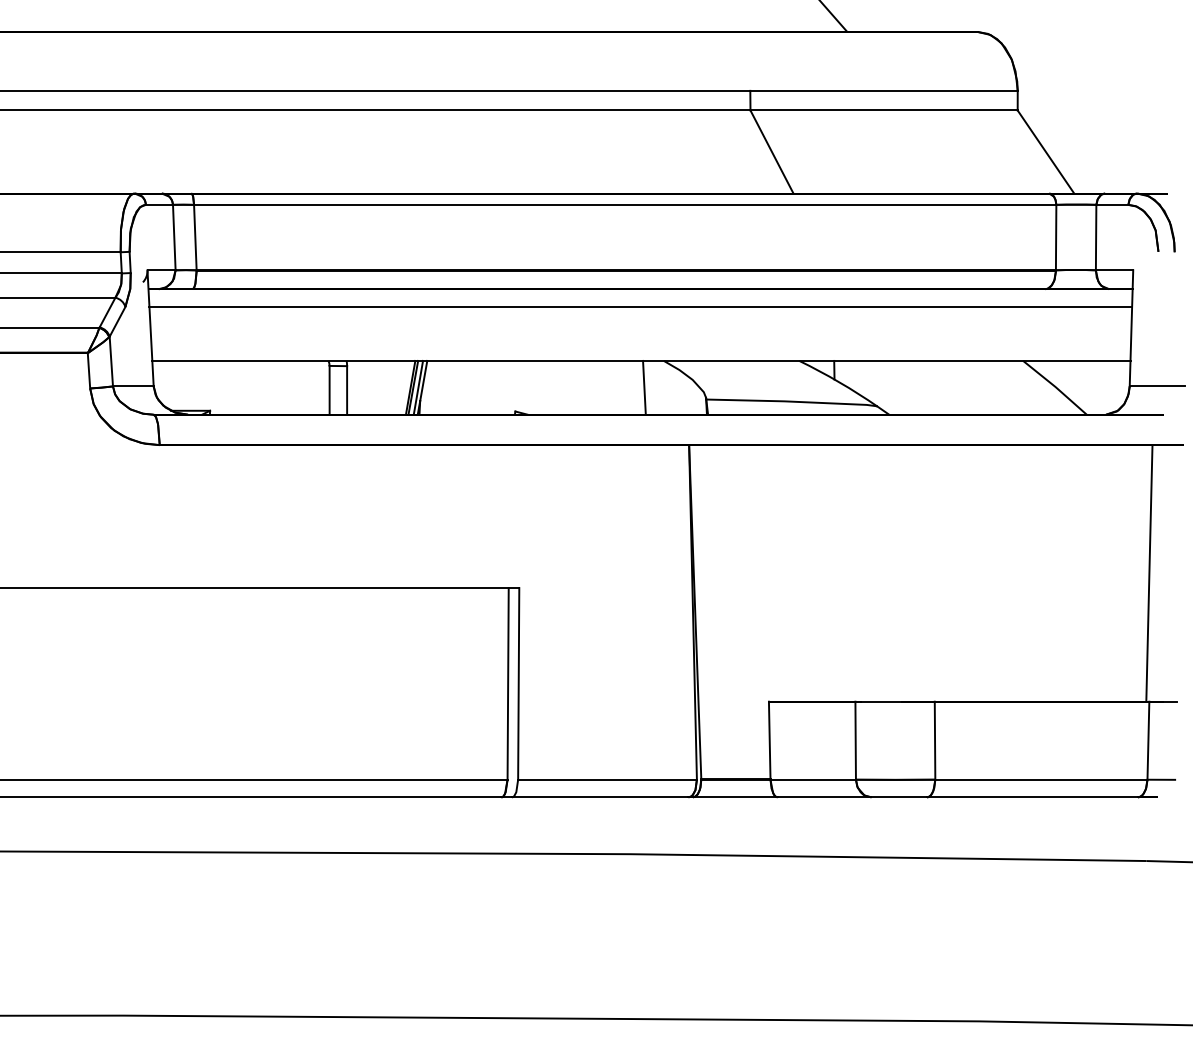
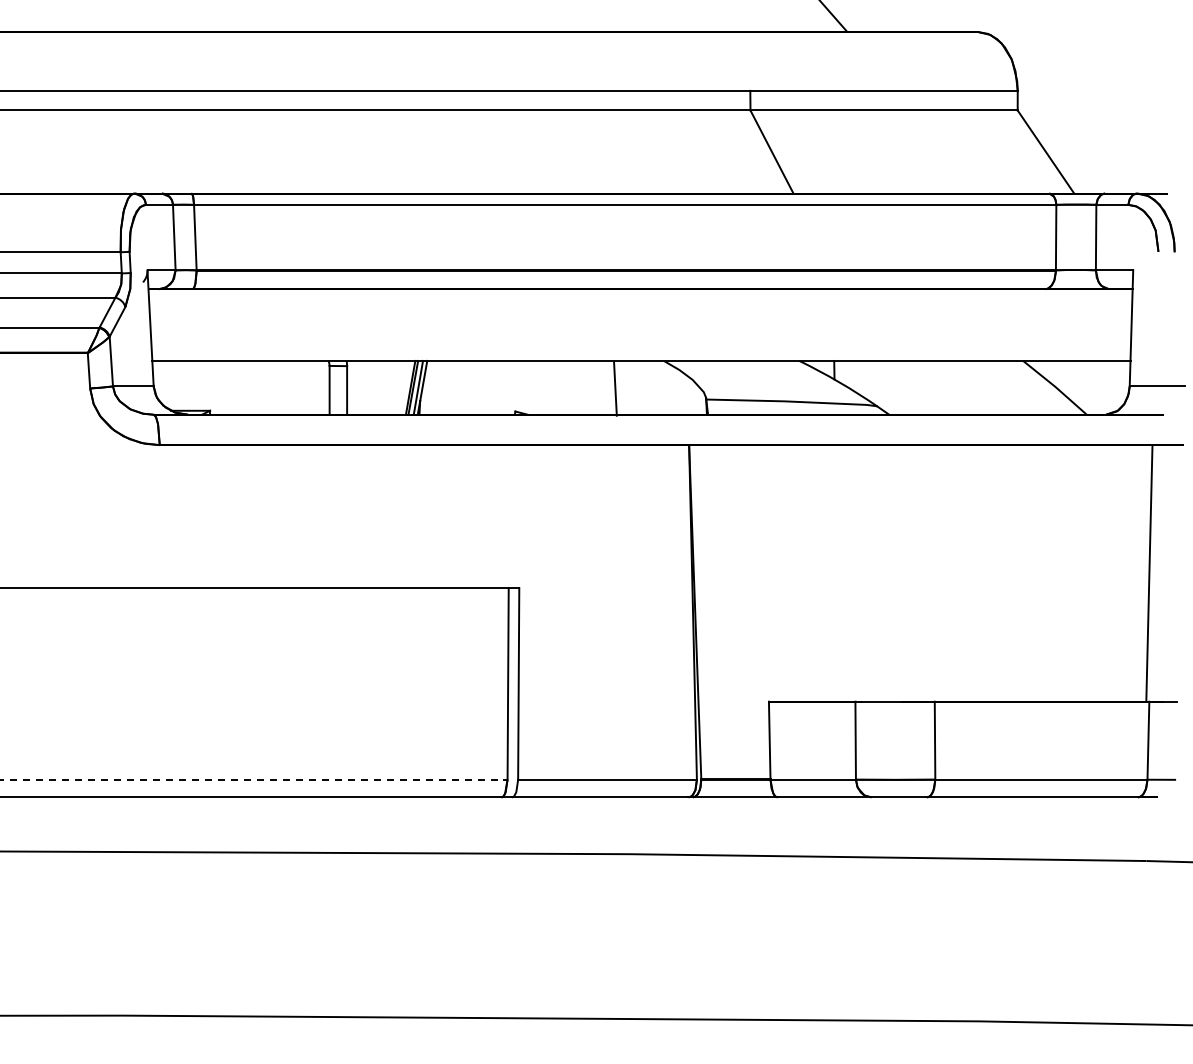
line: present -> none (640, 307)
line position: (644, 387) -> (615, 388) (615, 388)
line: solid -> dashed (254, 779)
